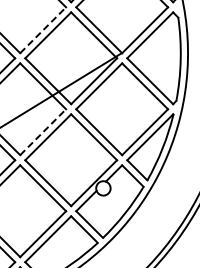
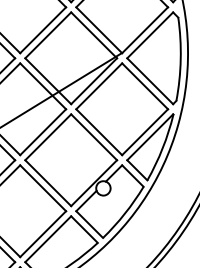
line: dashed -> solid (43, 29)
line: dashed -> solid (43, 131)
